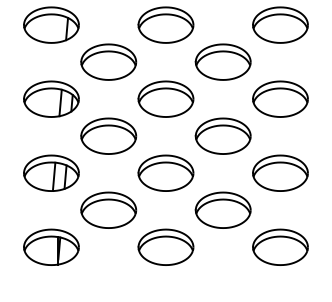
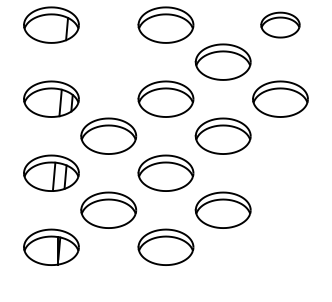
part size: 57x38 px -> 41x28 px (280, 24)
part: present -> none (108, 61)
part: present -> none (280, 172)
part: present -> none (280, 246)
